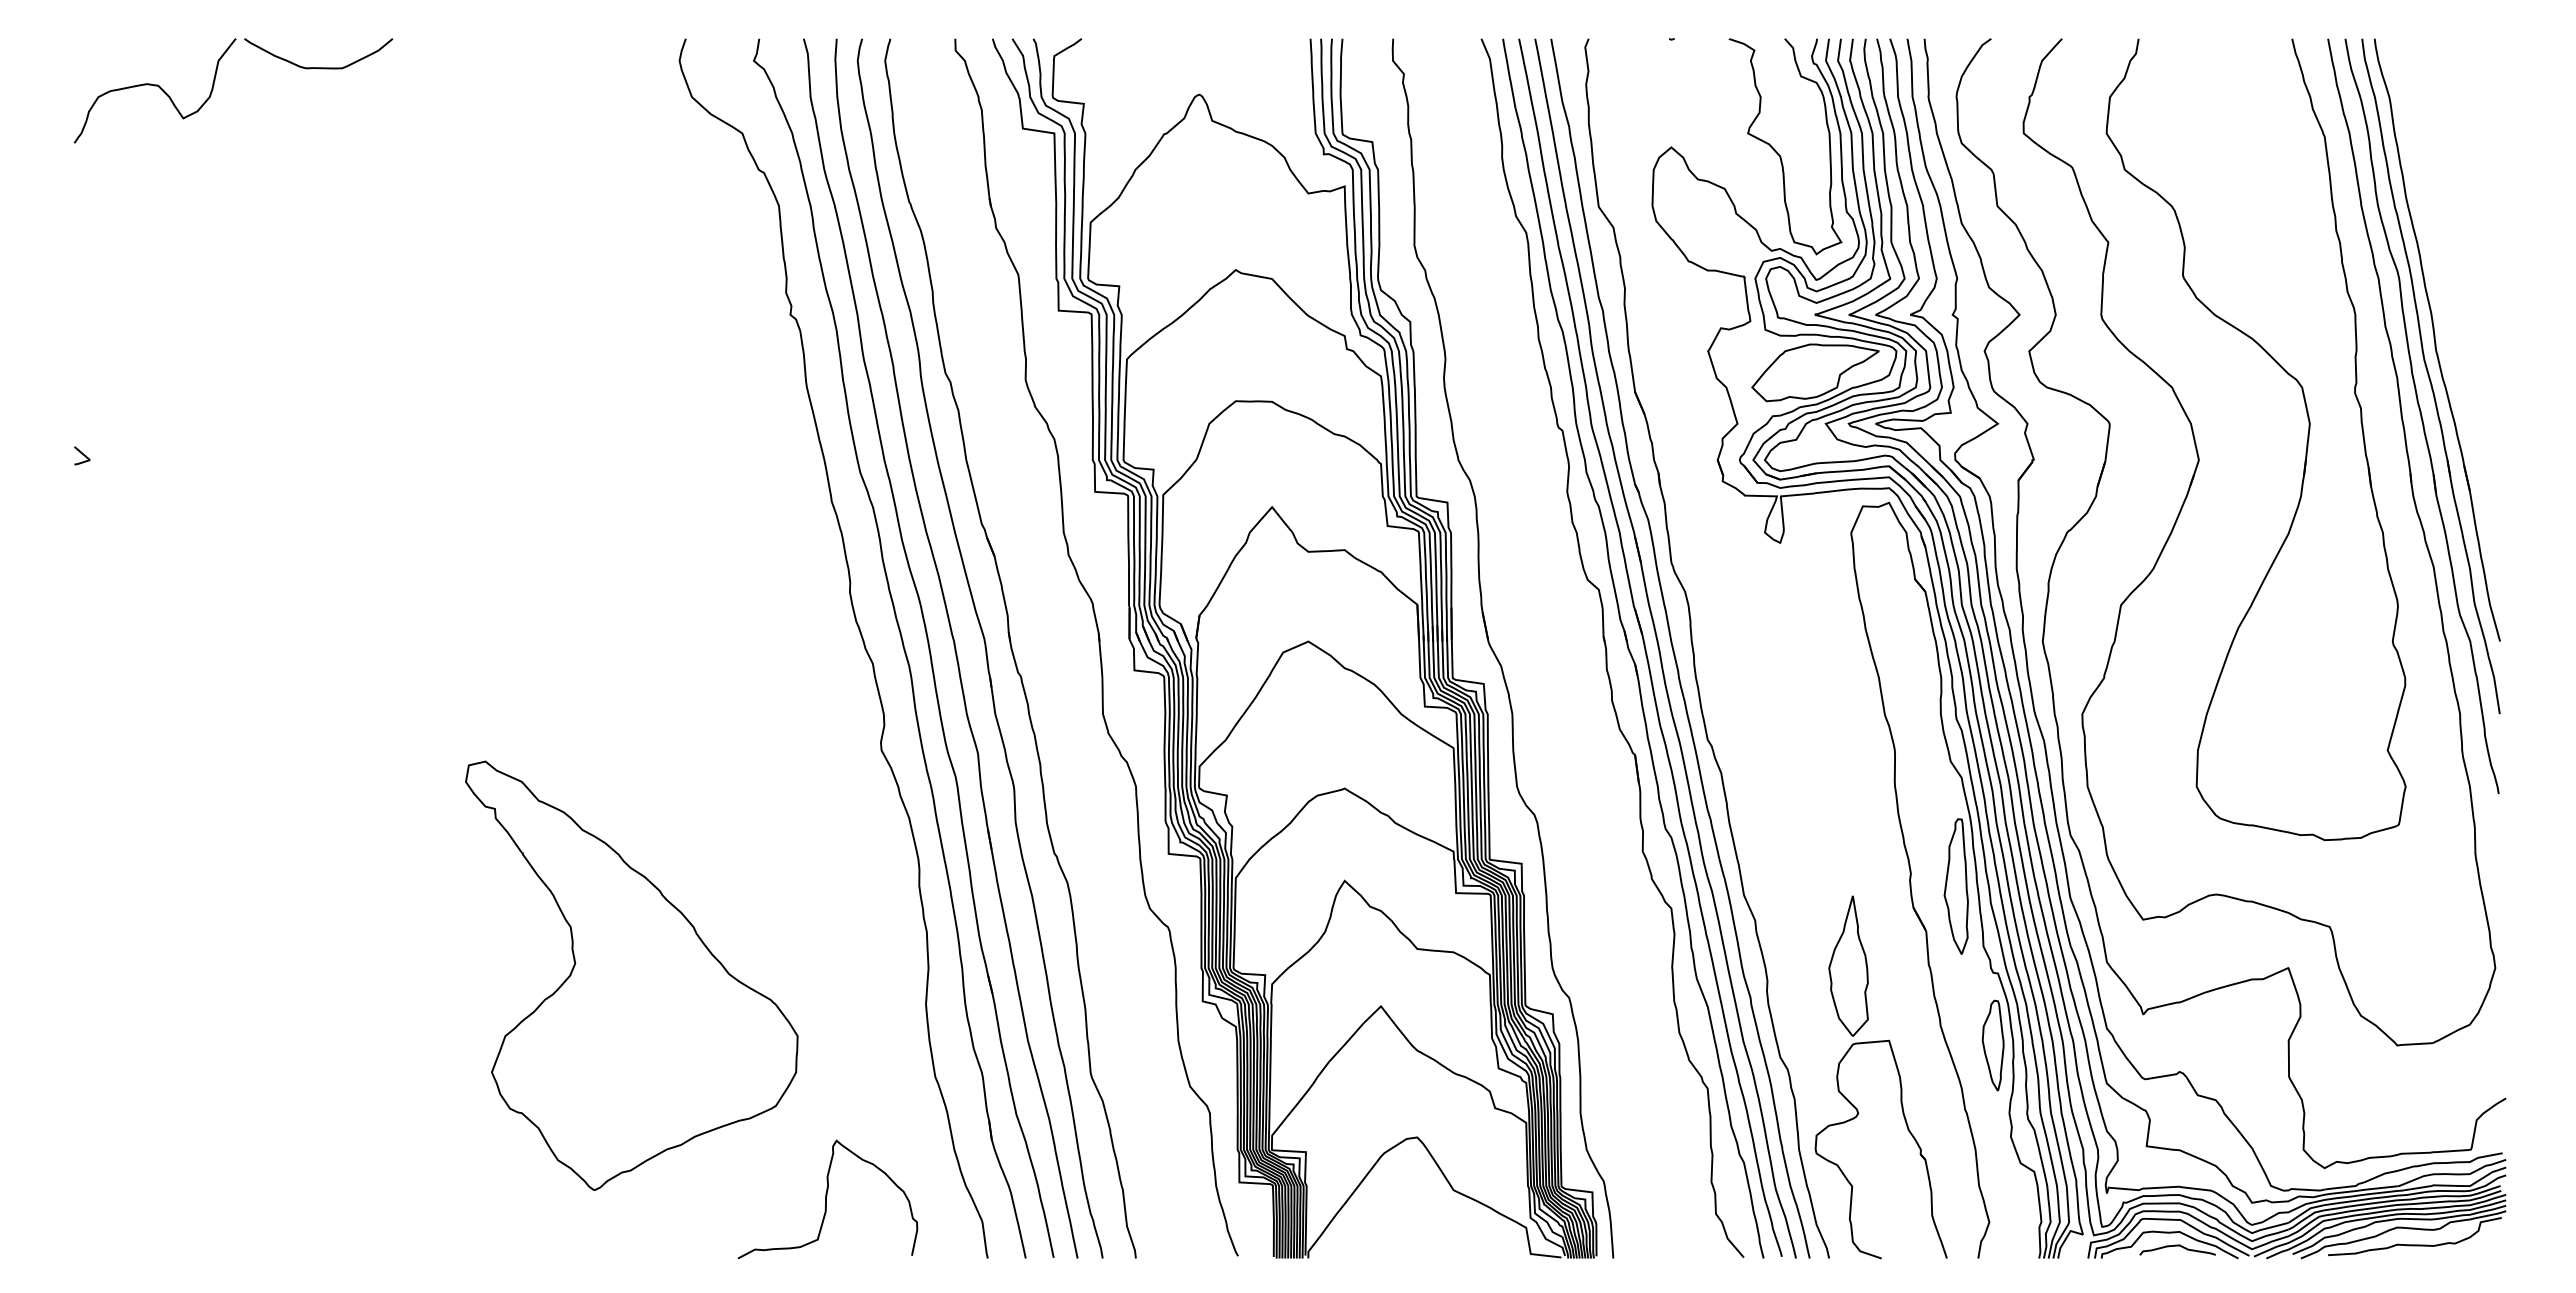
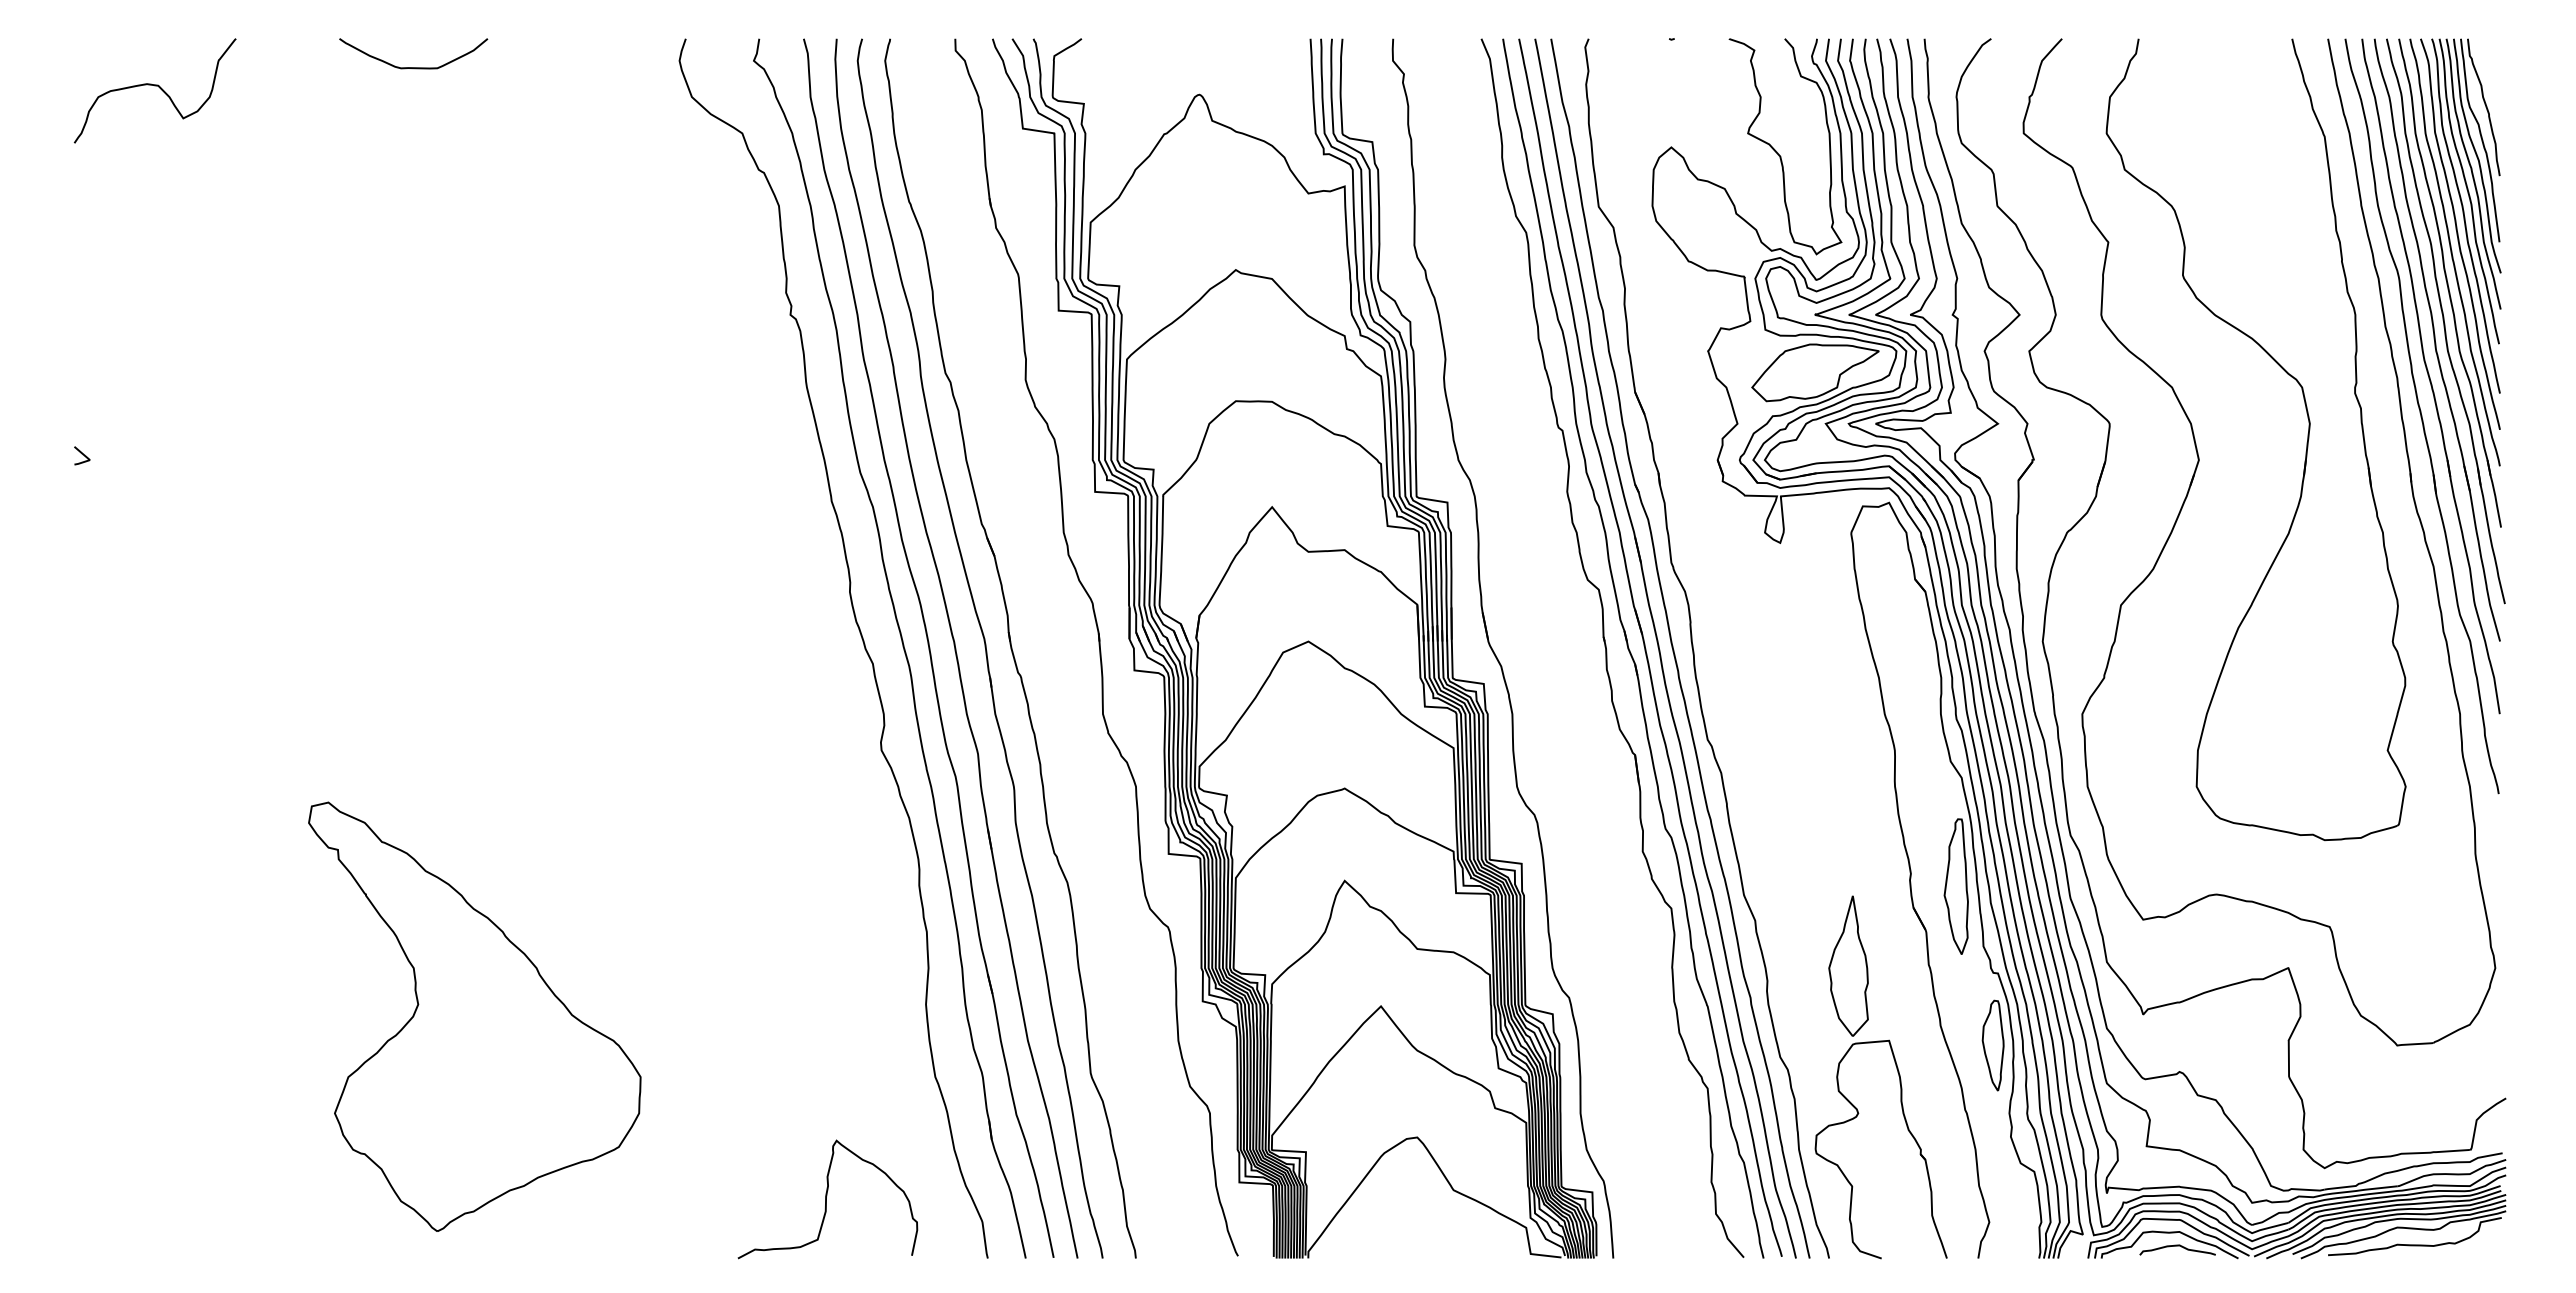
curve position: (318, 67) -> (413, 67) (413, 67)
part: none -> present (2445, 321)
part position: (631, 975) -> (474, 1016) (474, 1016)
